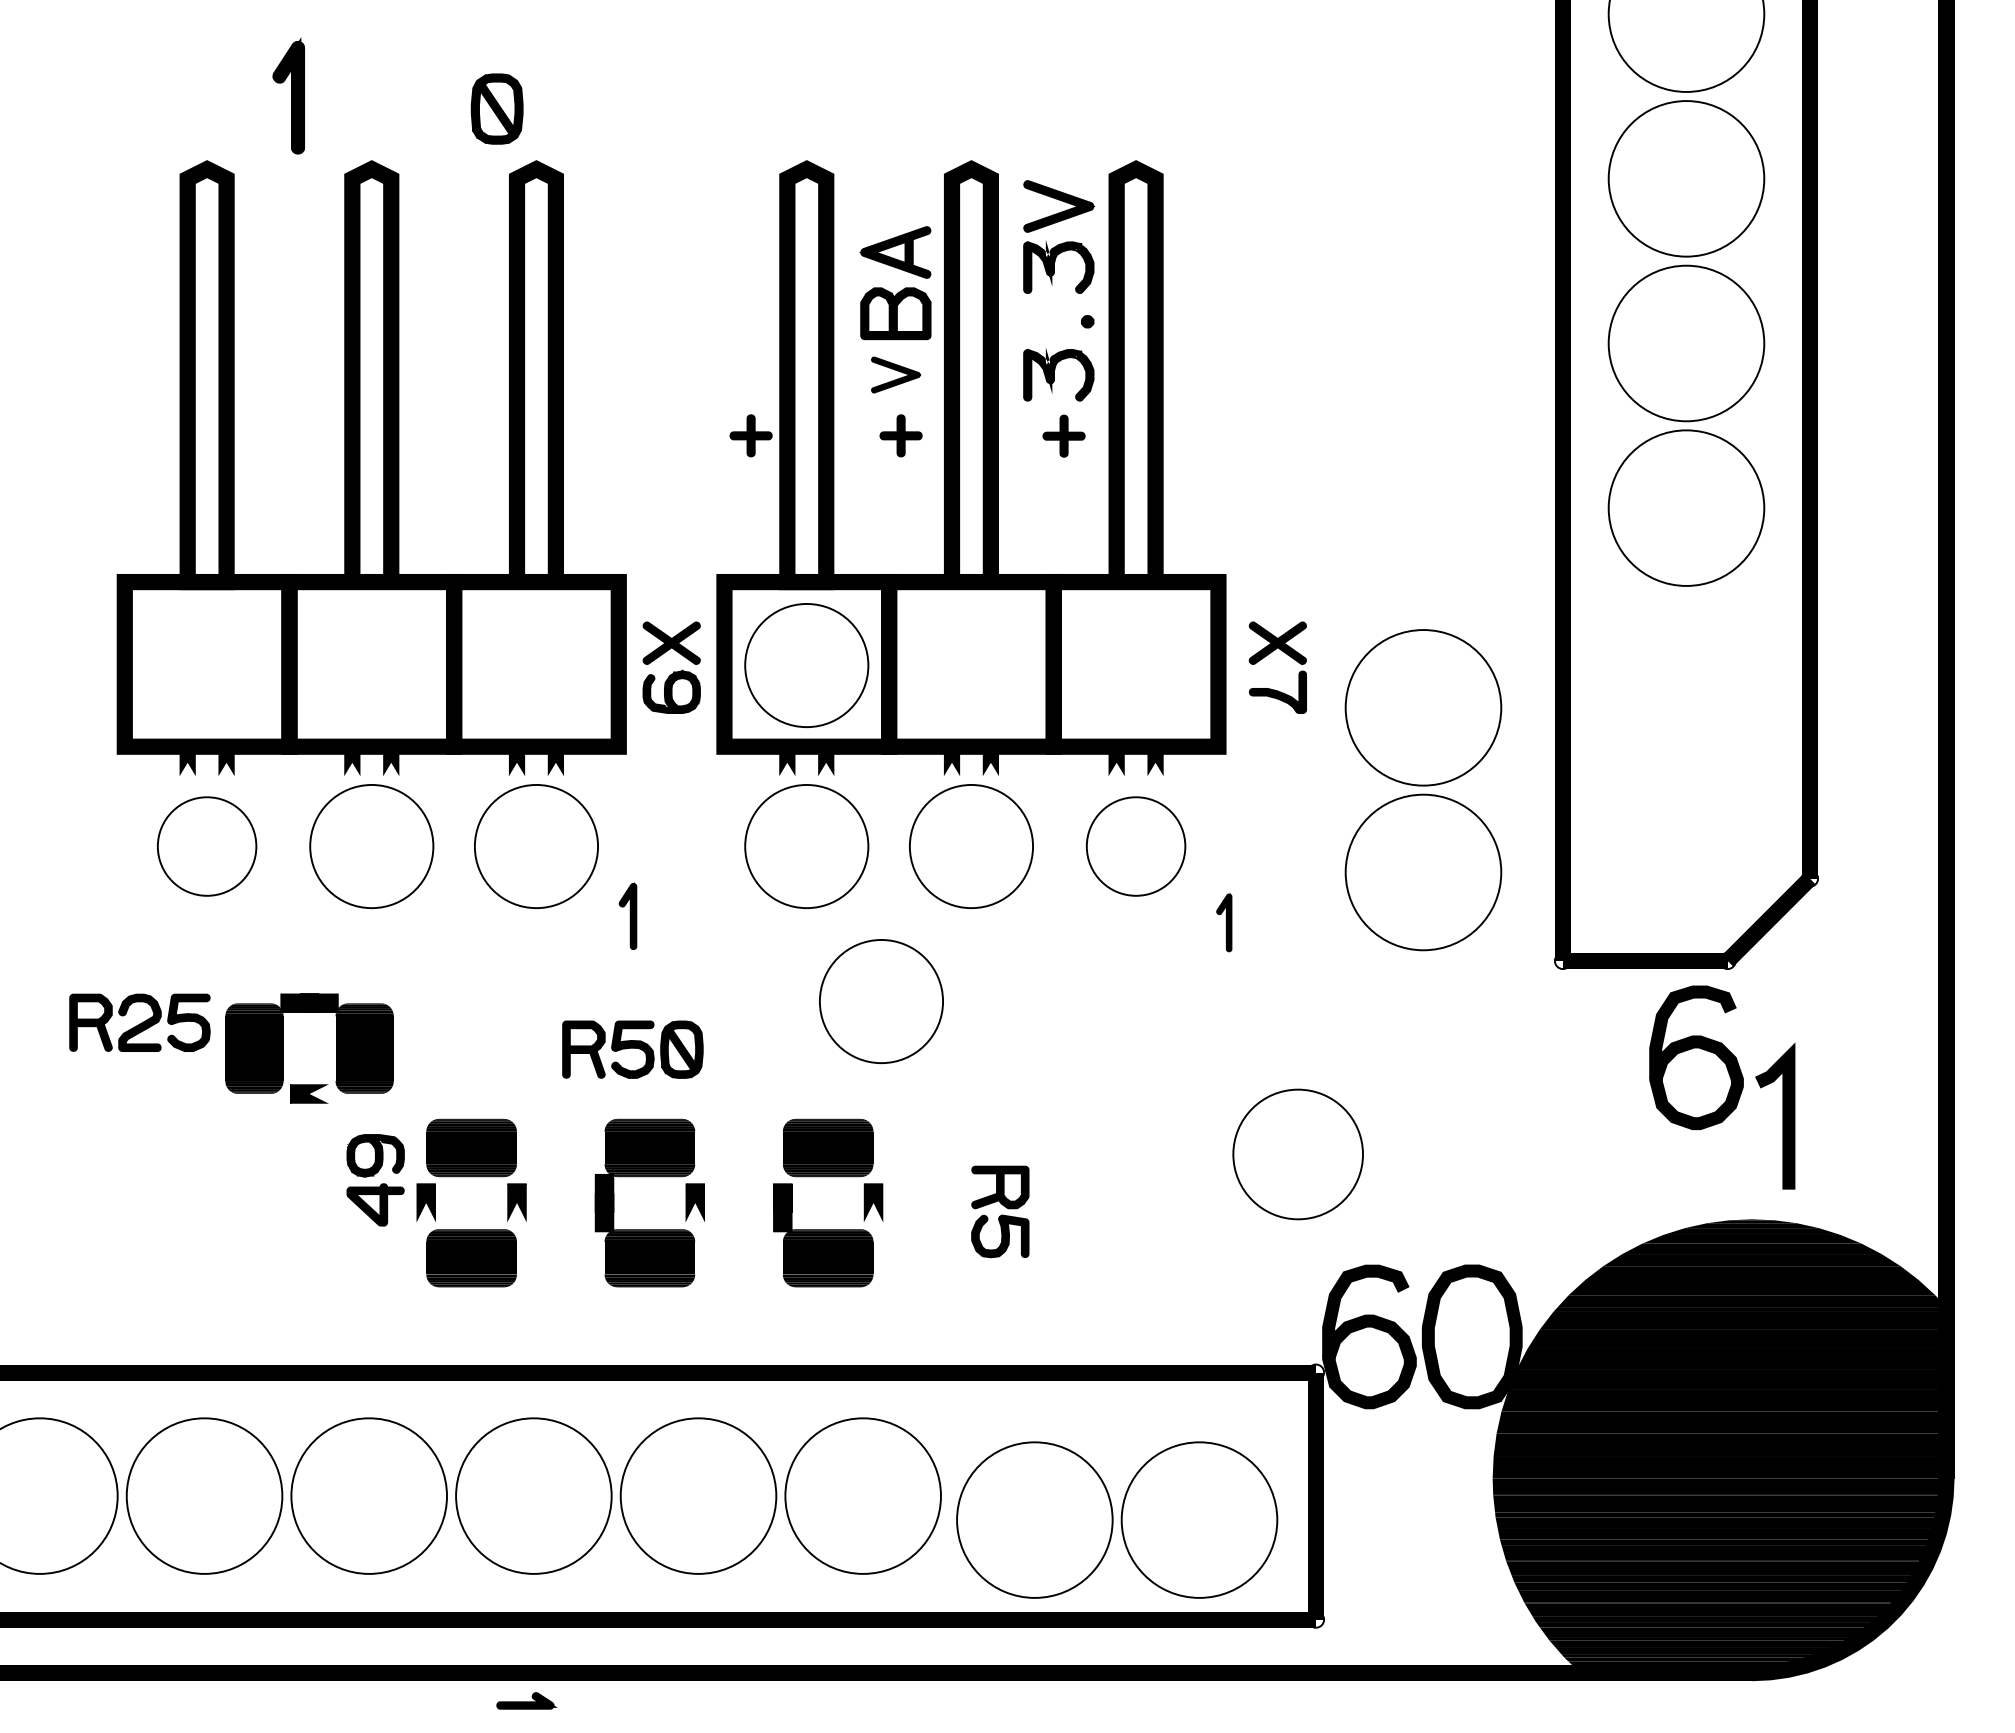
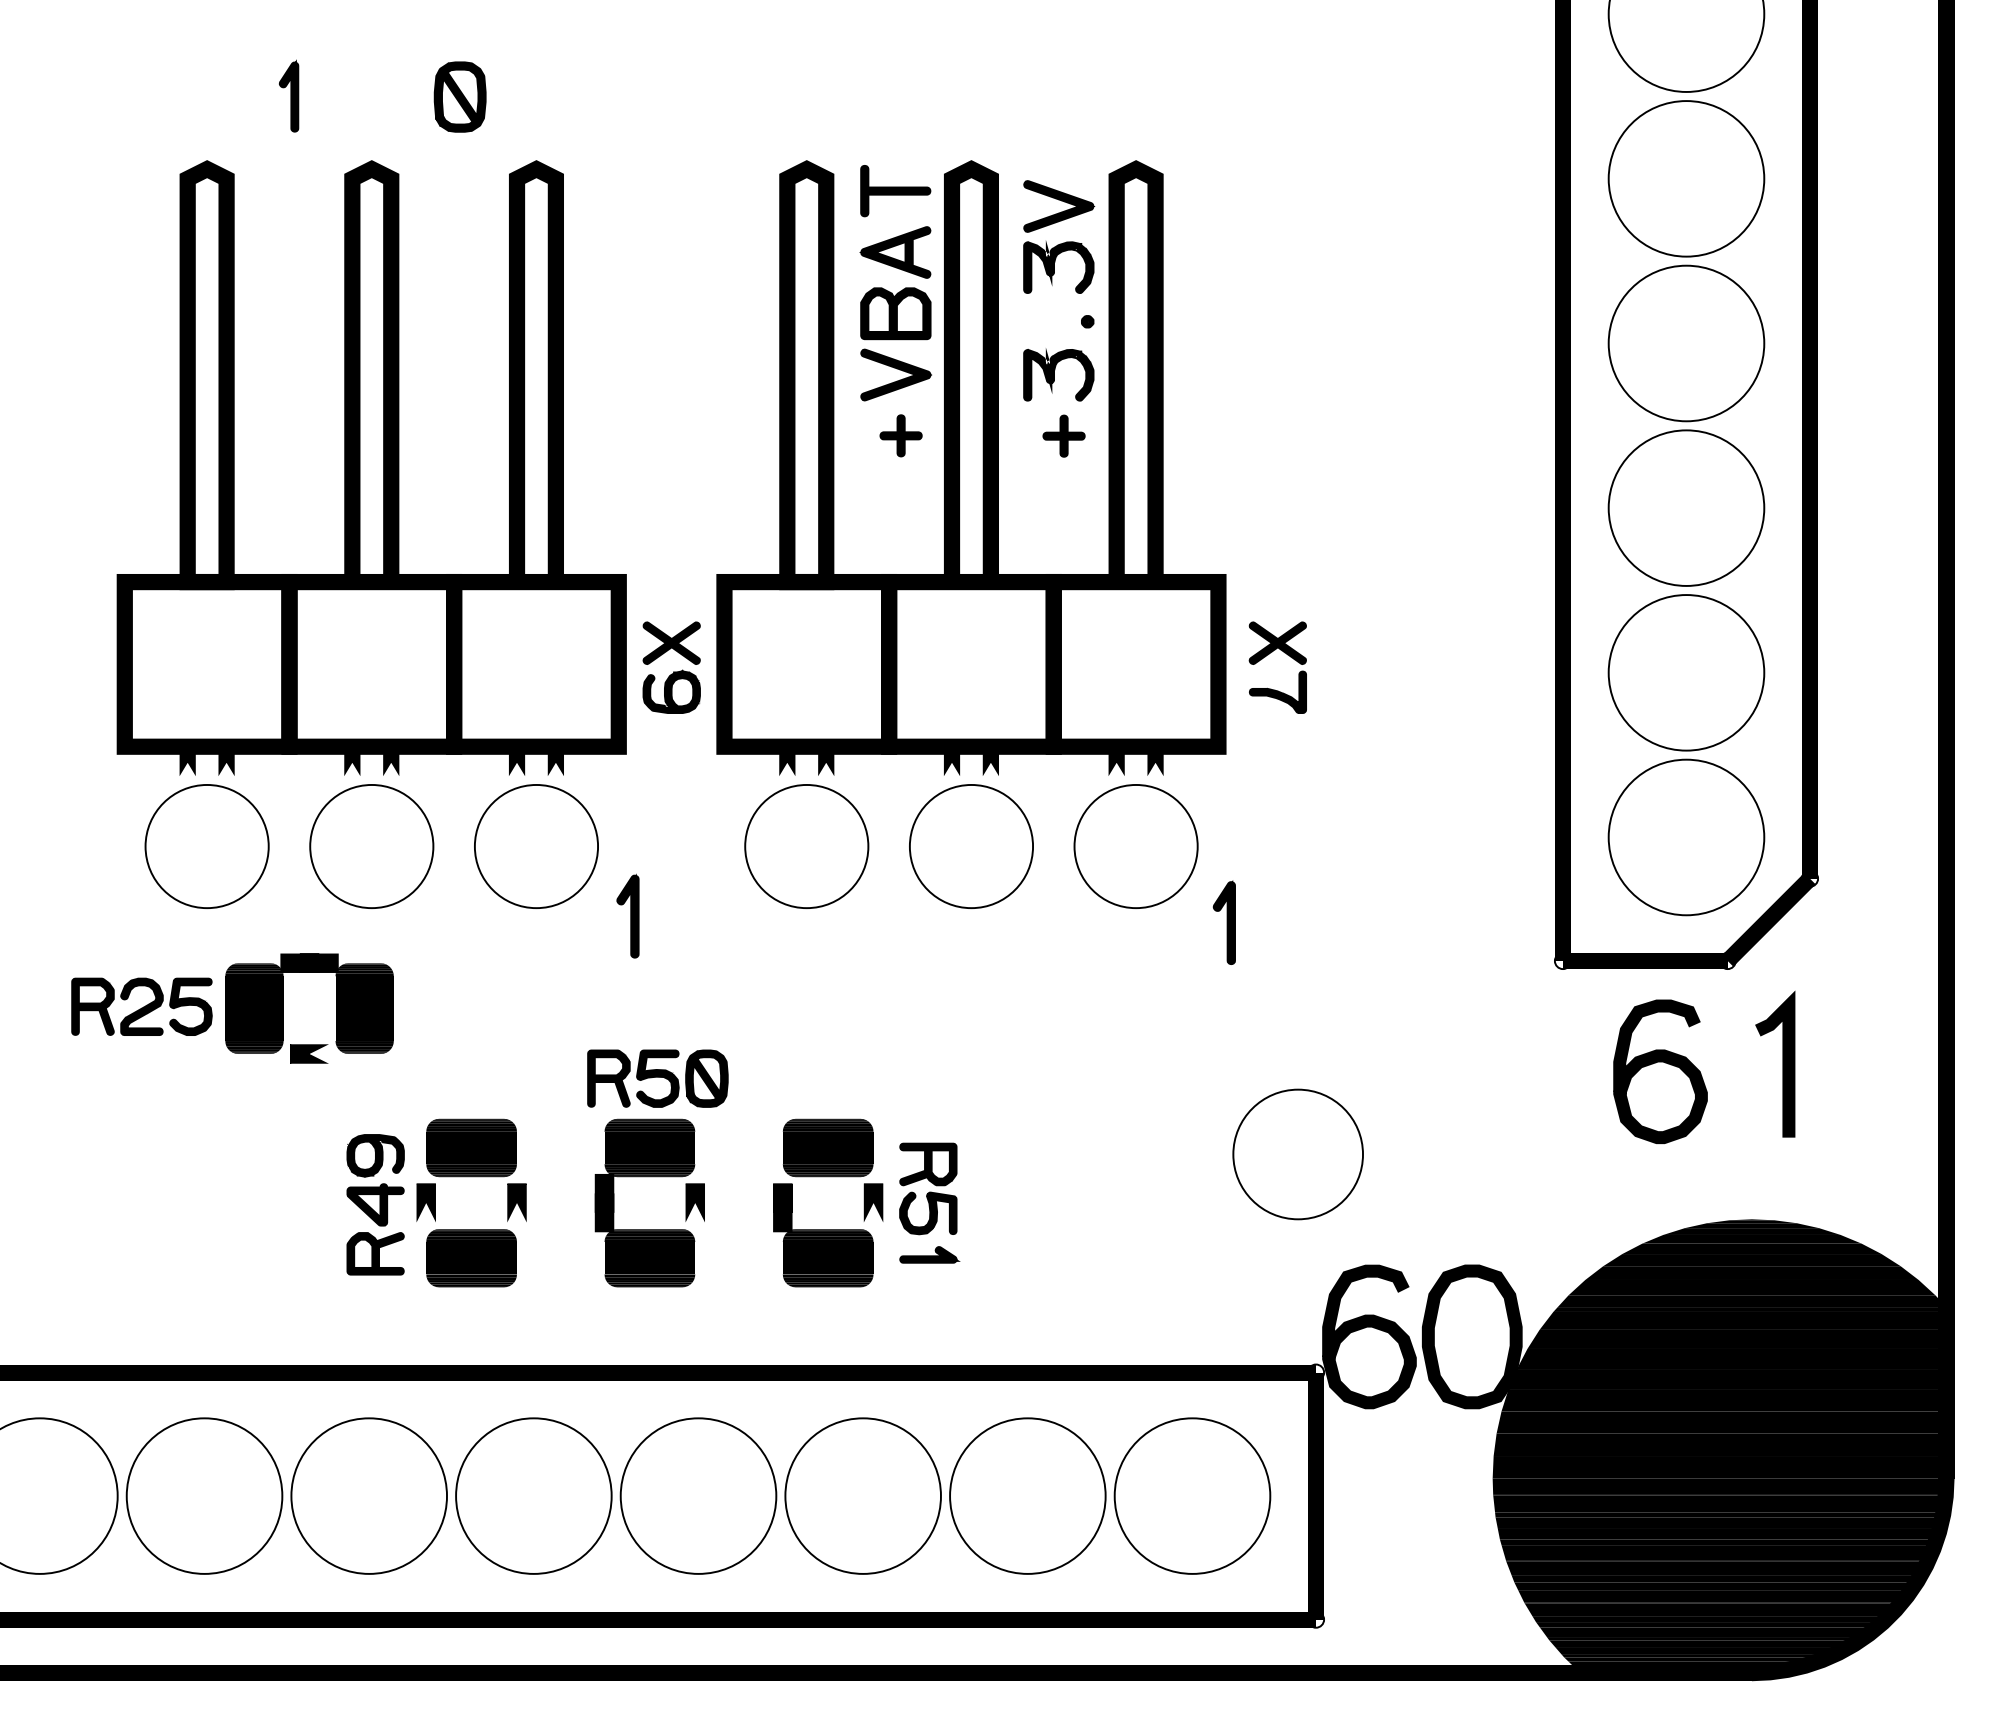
part size: 33x118 px -> 21x74 px (289, 95)
part position: (496, 108) -> (459, 96) (459, 96)
part: none -> present (895, 191)
part size: 50x38 px -> 72x54 px (895, 374)
part: present -> none (750, 435)
part: present -> none (806, 665)
part position: (1423, 790) -> (1686, 755) (1686, 755)
part size: 101x101 px -> 126x125 px (206, 846)
part size: 102x101 px -> 126x125 px (1135, 846)
part size: 20x68 px -> 24x86 px (627, 915)
part size: 17x60 px -> 24x85 px (1223, 922)
part: present -> none (881, 1001)
part position: (139, 1022) -> (141, 1006) (141, 1006)
part position: (283, 1048) -> (283, 1008) (283, 1008)
curve position: (1696, 1048) -> (1660, 1062) (1660, 1062)
part position: (632, 1049) -> (657, 1078) (657, 1078)
line position: (1782, 1115) -> (1782, 1063) (1782, 1063)
part position: (1000, 1211) -> (928, 1188) (928, 1188)
part: none -> present (375, 1253)
part position: (1117, 1519) -> (1110, 1495) (1110, 1495)
part position: (526, 1700) -> (929, 1254) (929, 1254)
